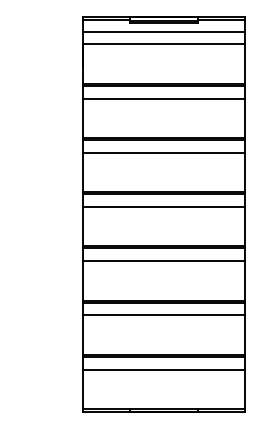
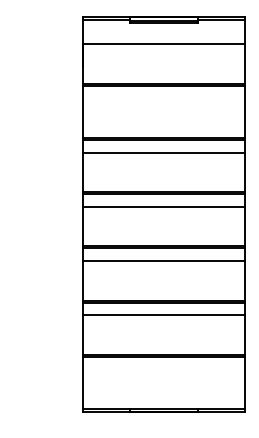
line: present -> none (163, 31)
line: present -> none (163, 98)
line: present -> none (163, 369)
